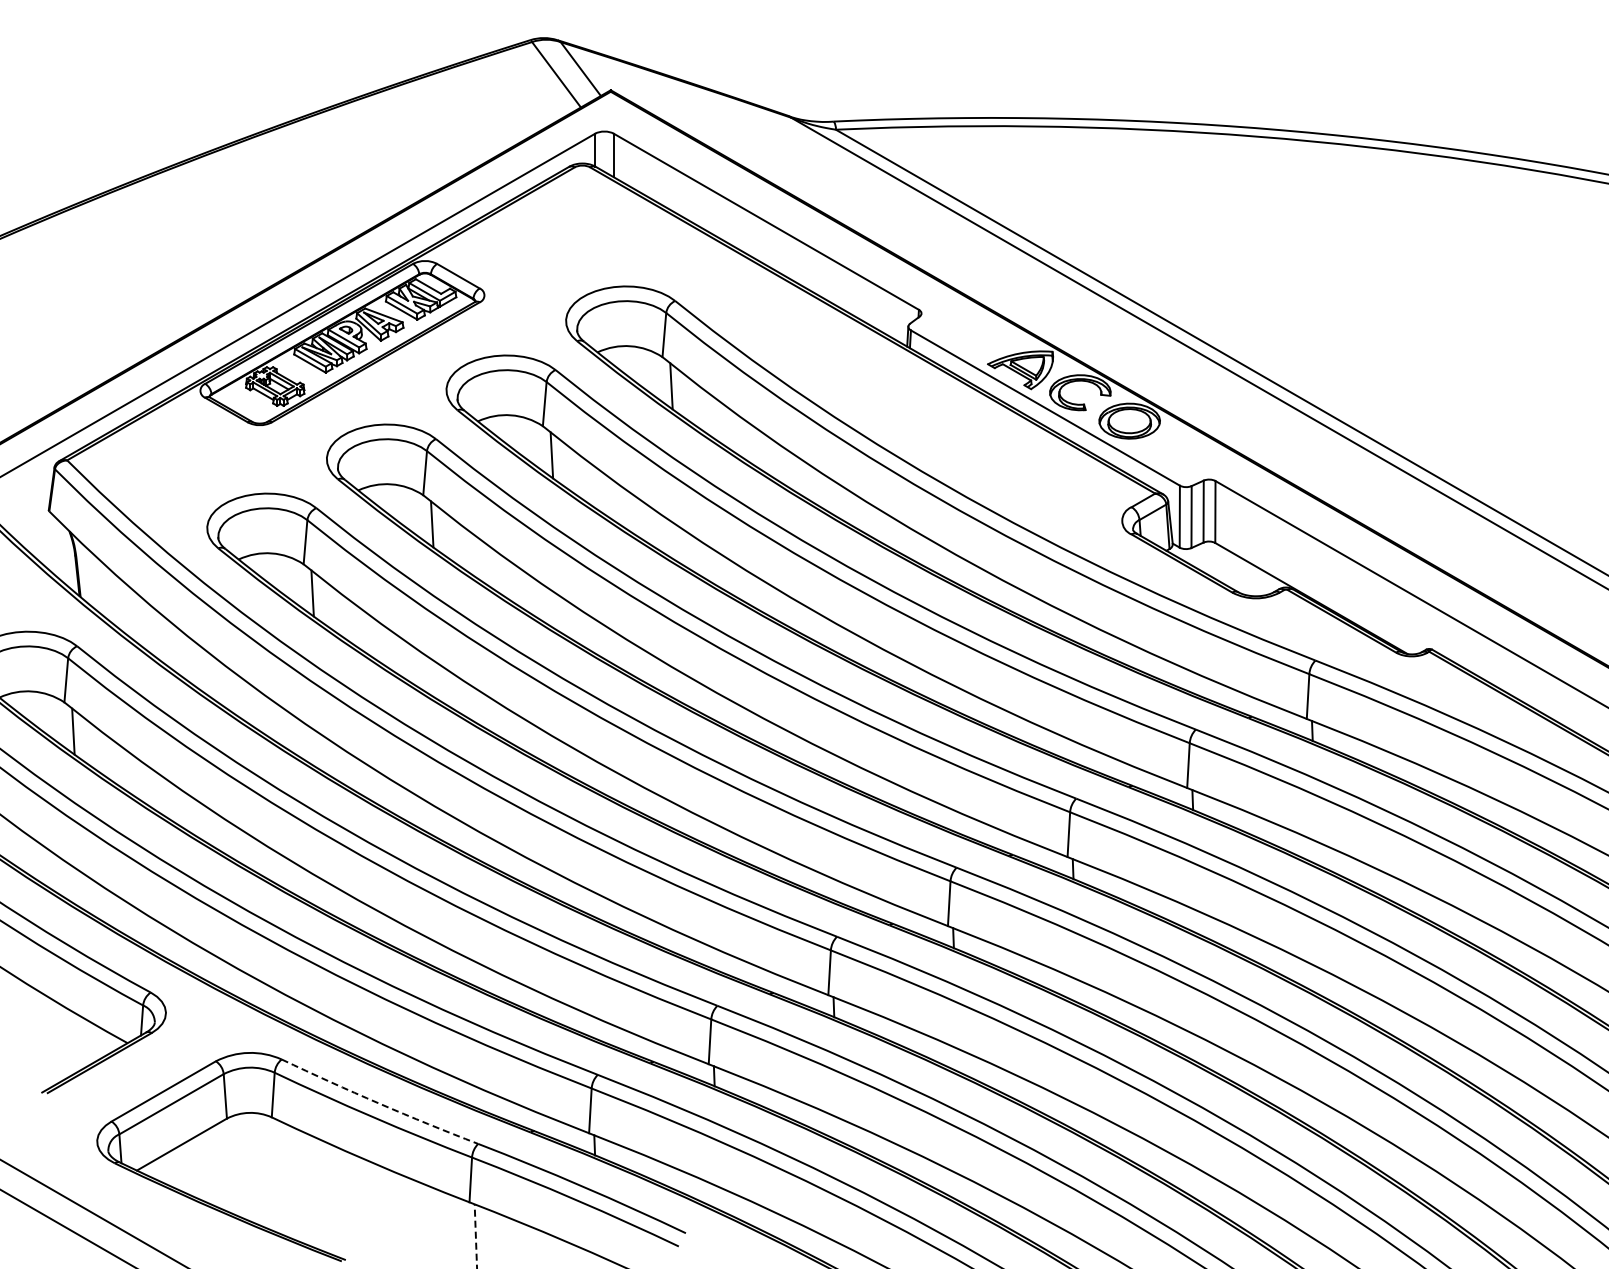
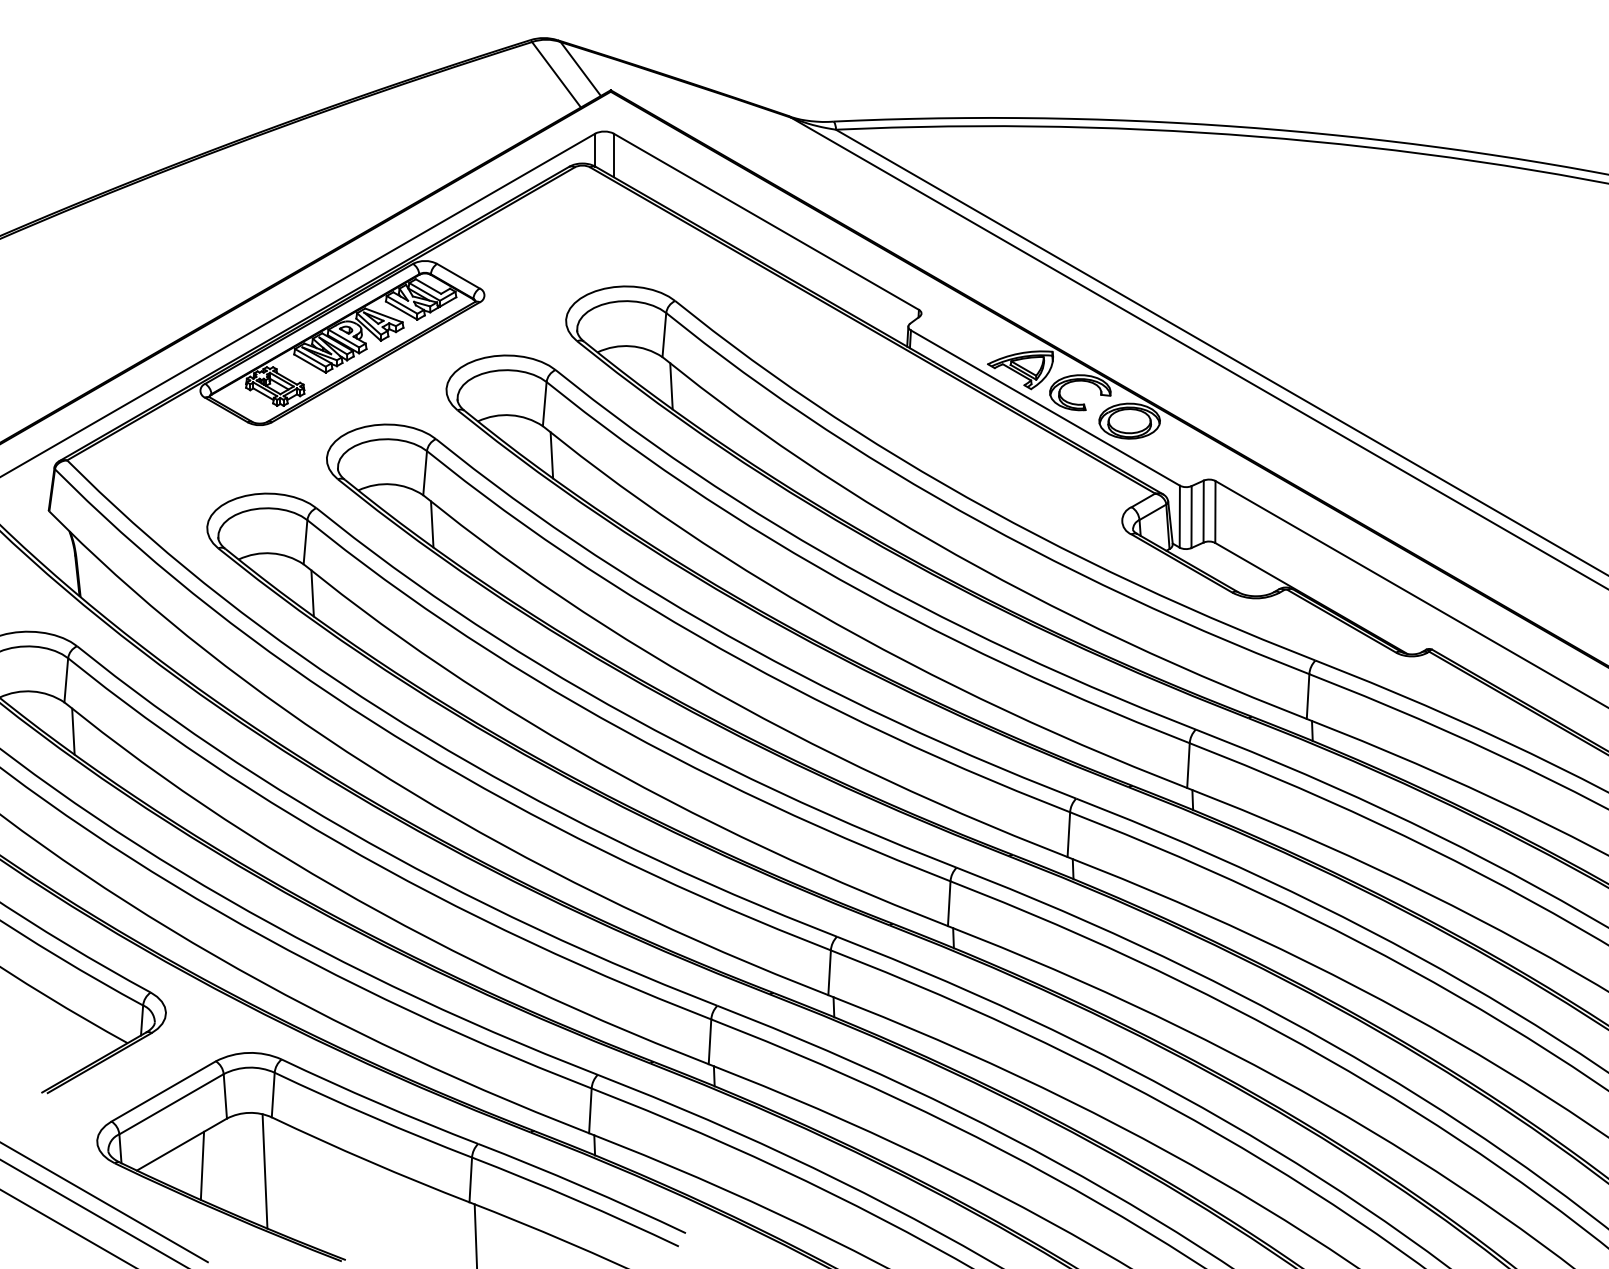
arc: dashed -> solid (379, 1103)
line: none -> present (202, 1165)
line: none -> present (264, 1171)
line: none -> present (104, 1202)
line: dashed -> solid (475, 1236)
